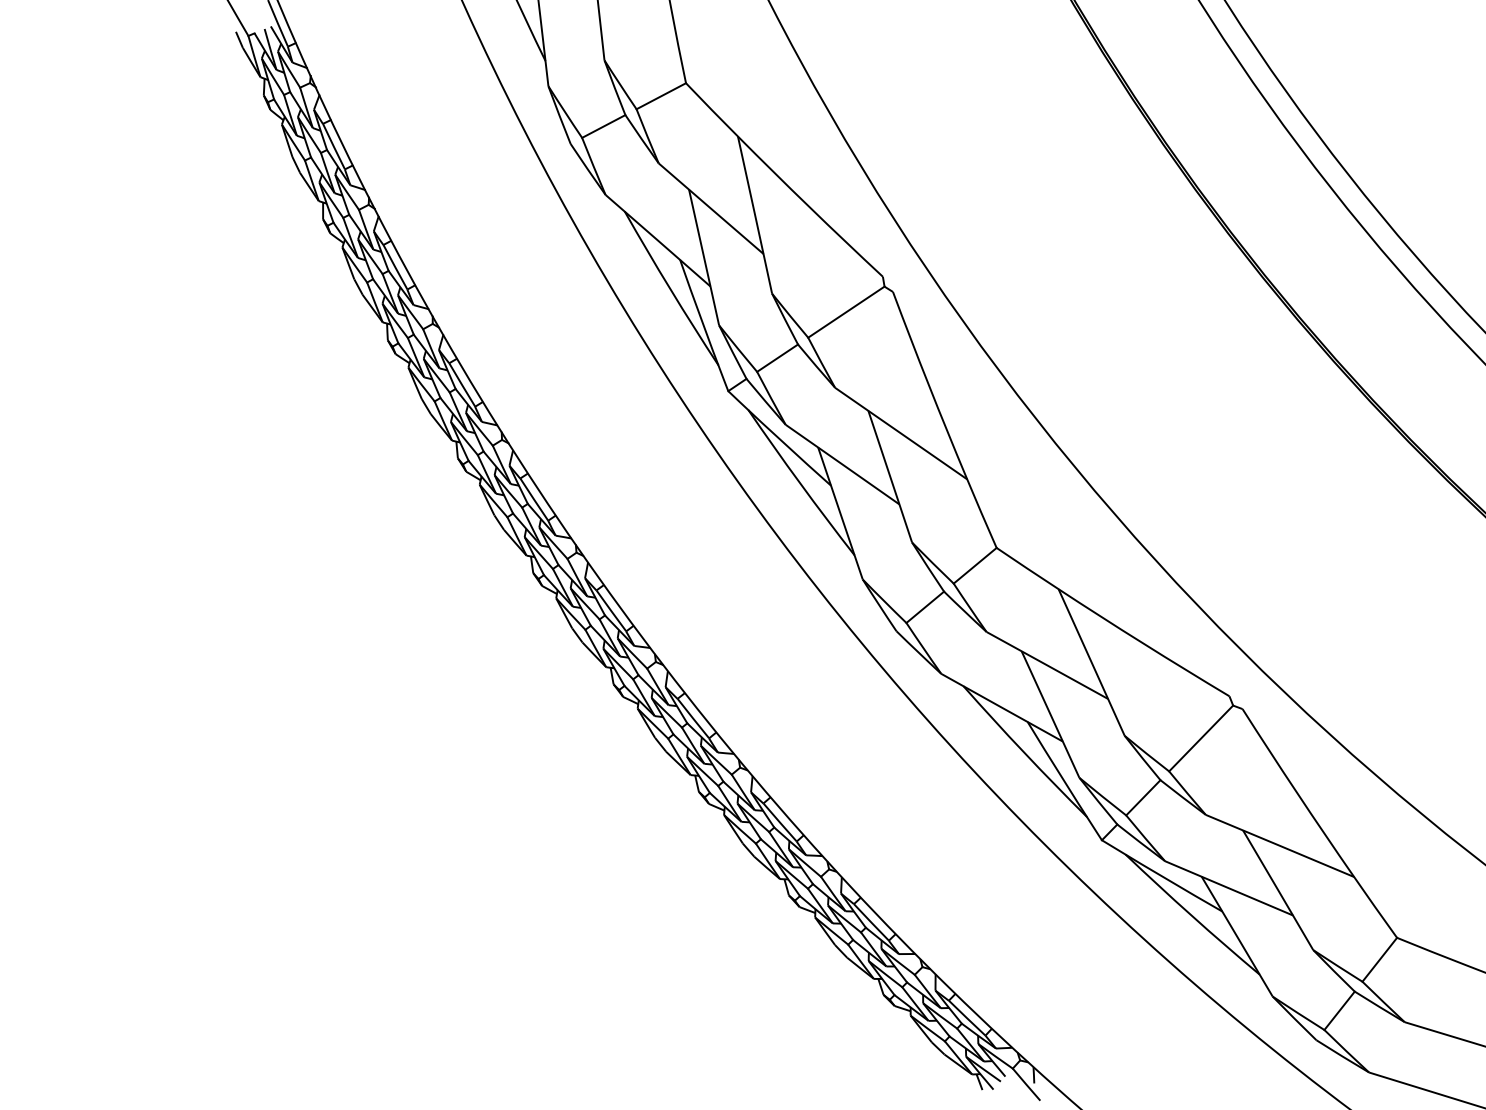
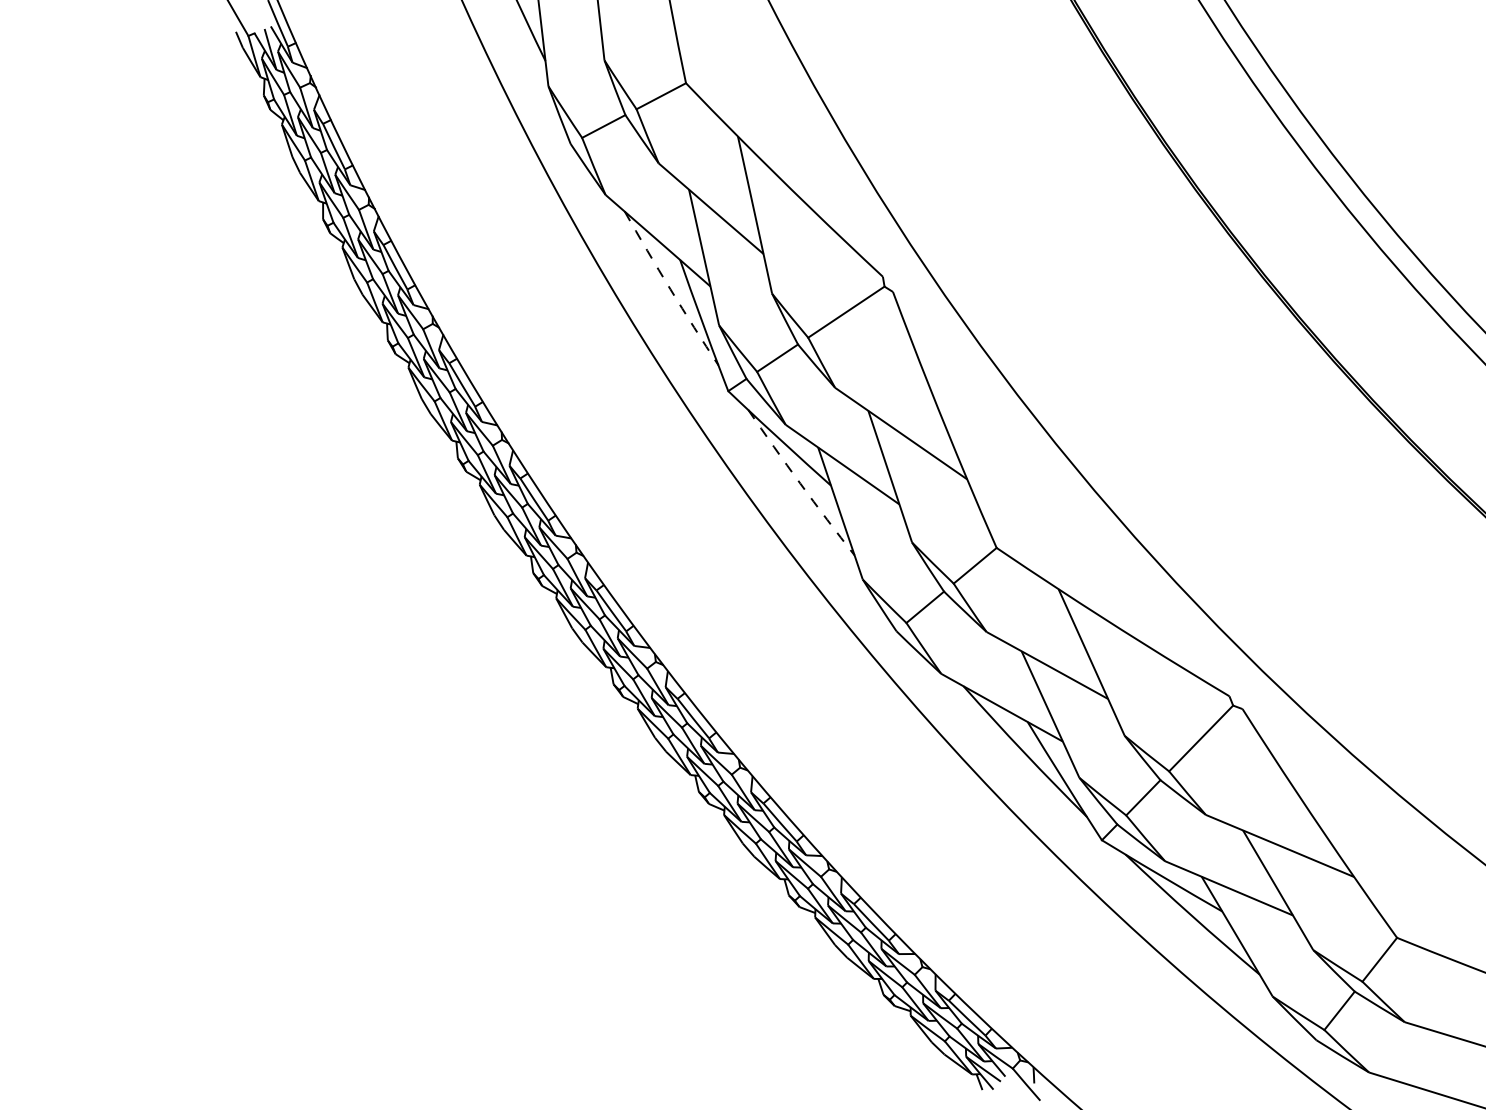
arc: solid -> dashed (670, 289)
arc: solid -> dashed (800, 483)
